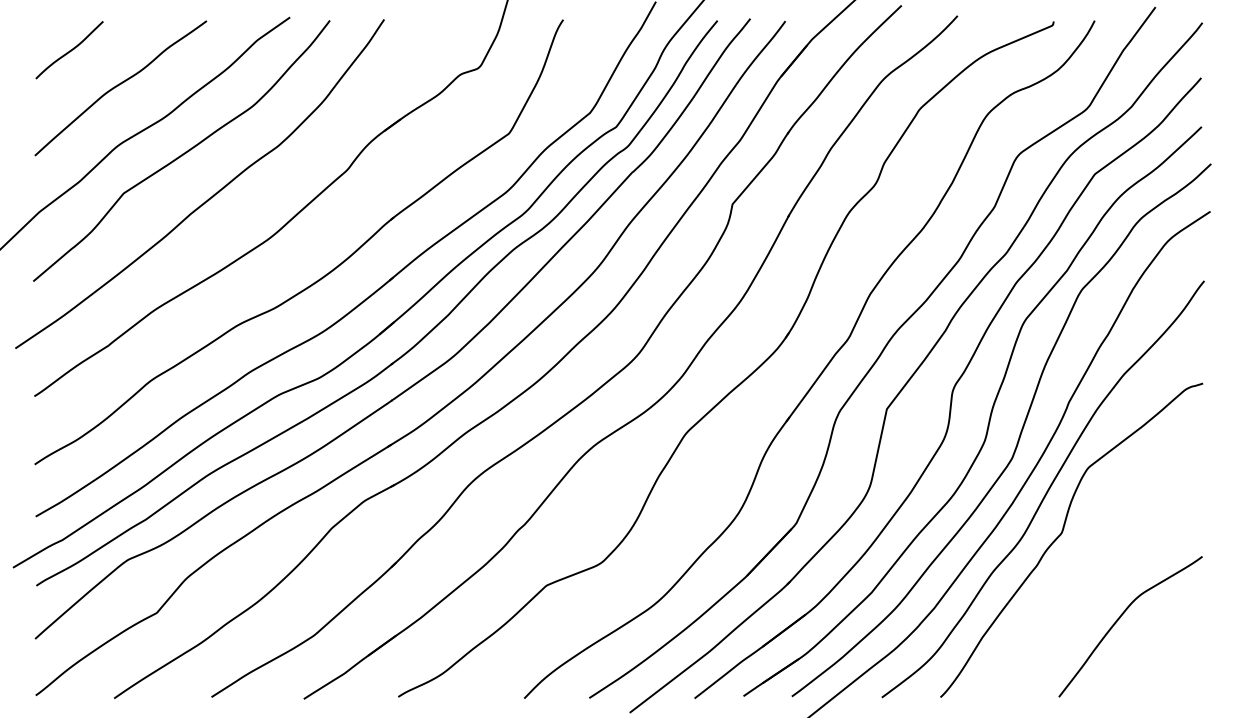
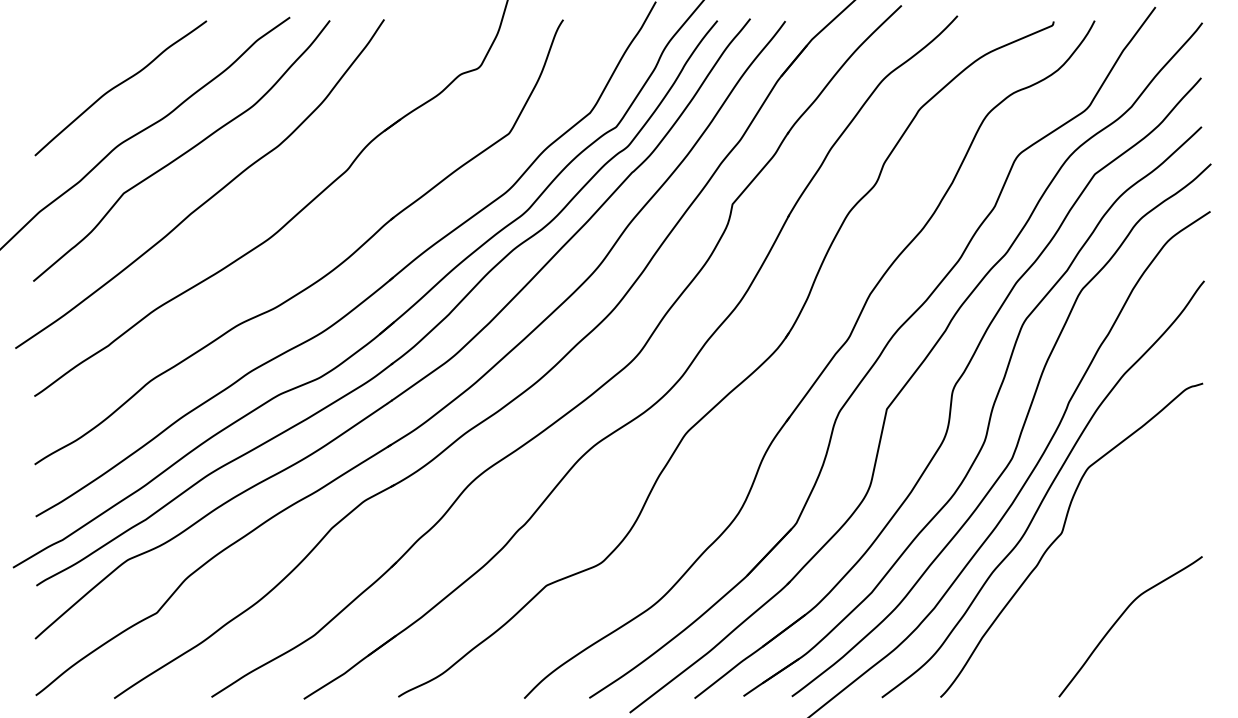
curve: present -> none (69, 50)
